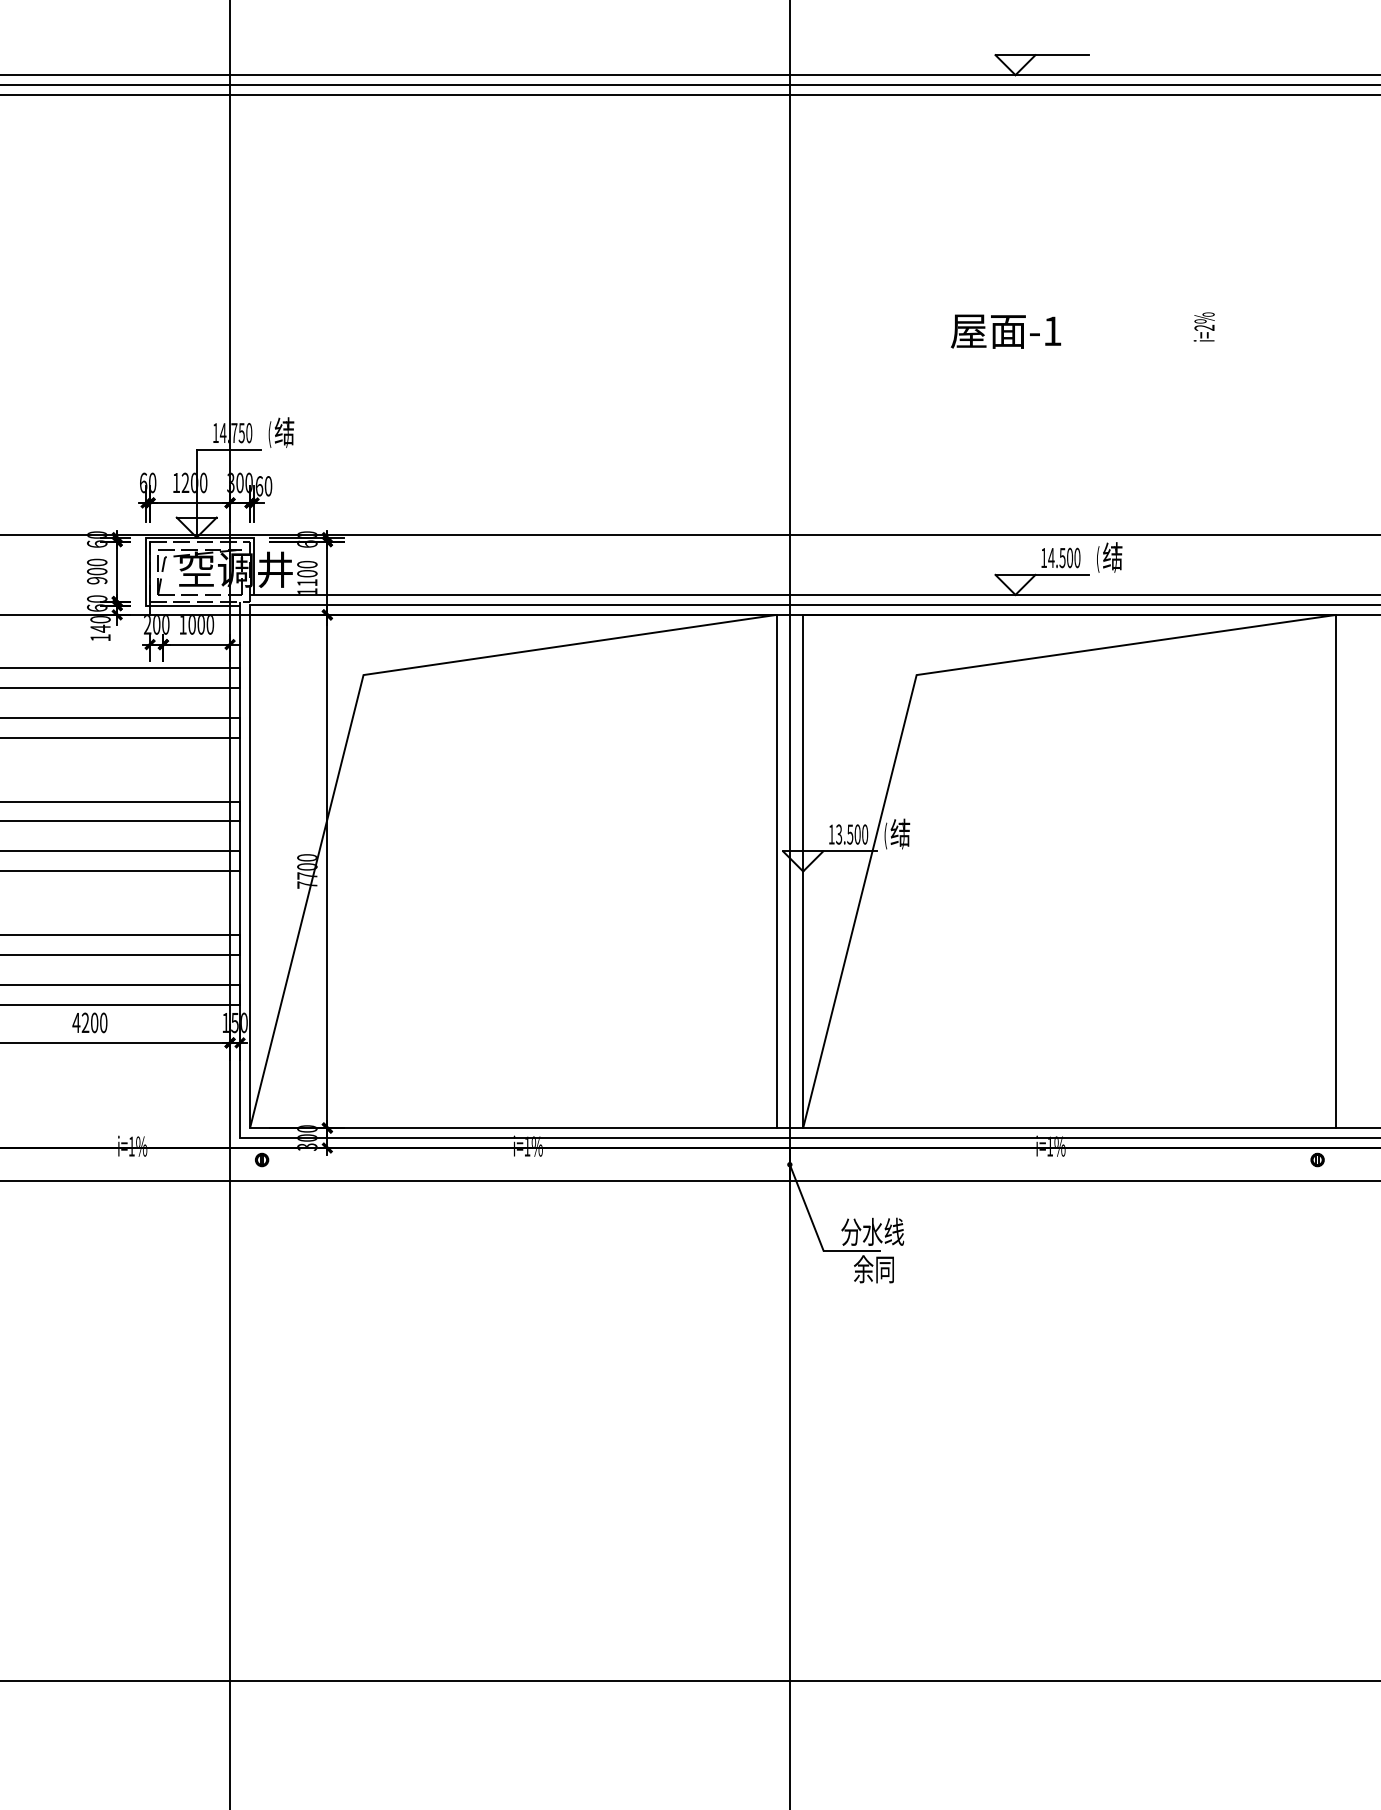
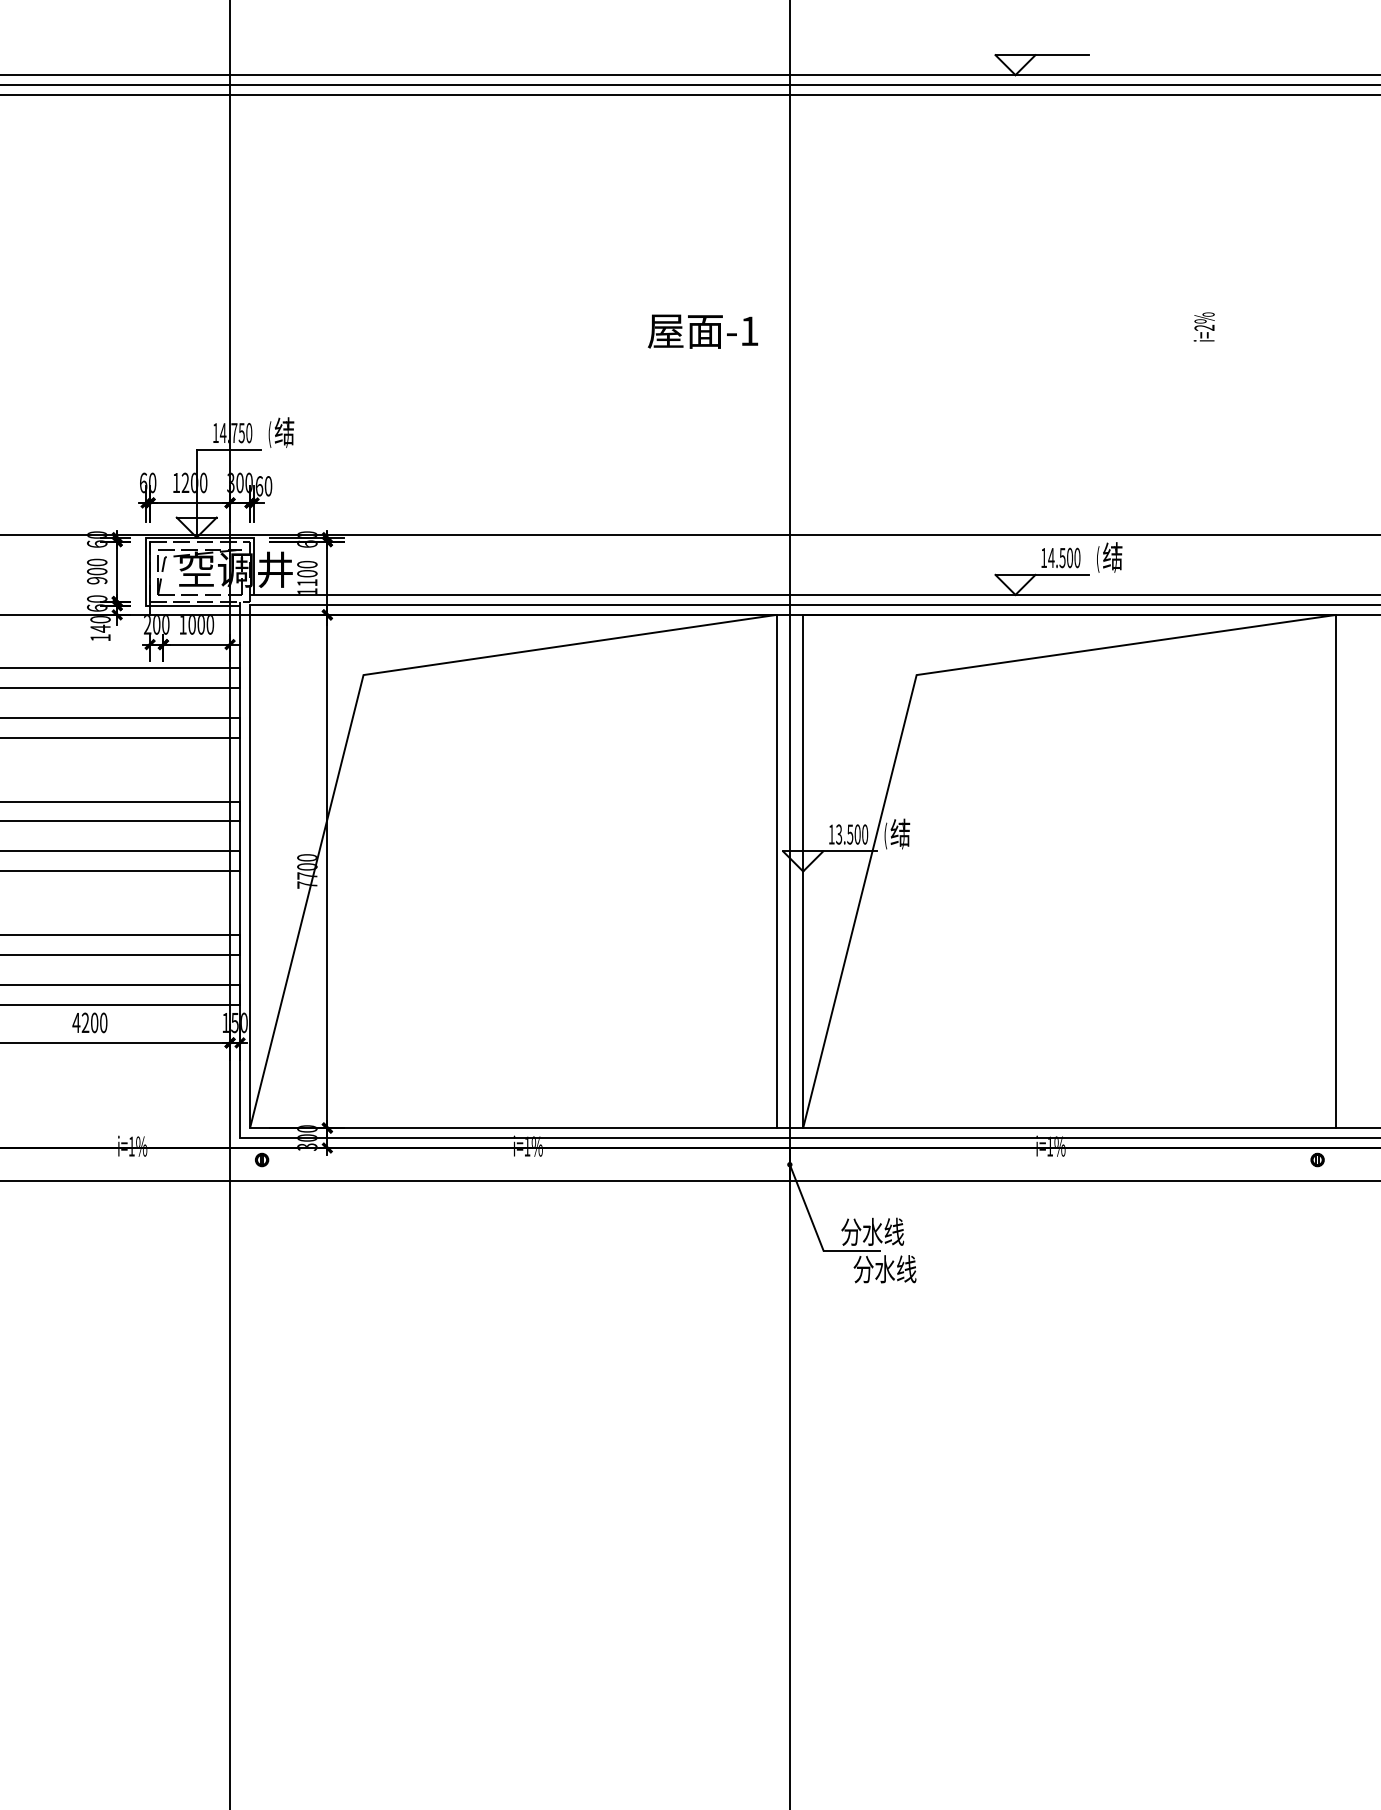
text position: (1005, 331) -> (702, 331) (702, 331)
text: 余同 -> 分水线 (884, 1269)
line: present -> none (689, 1681)
